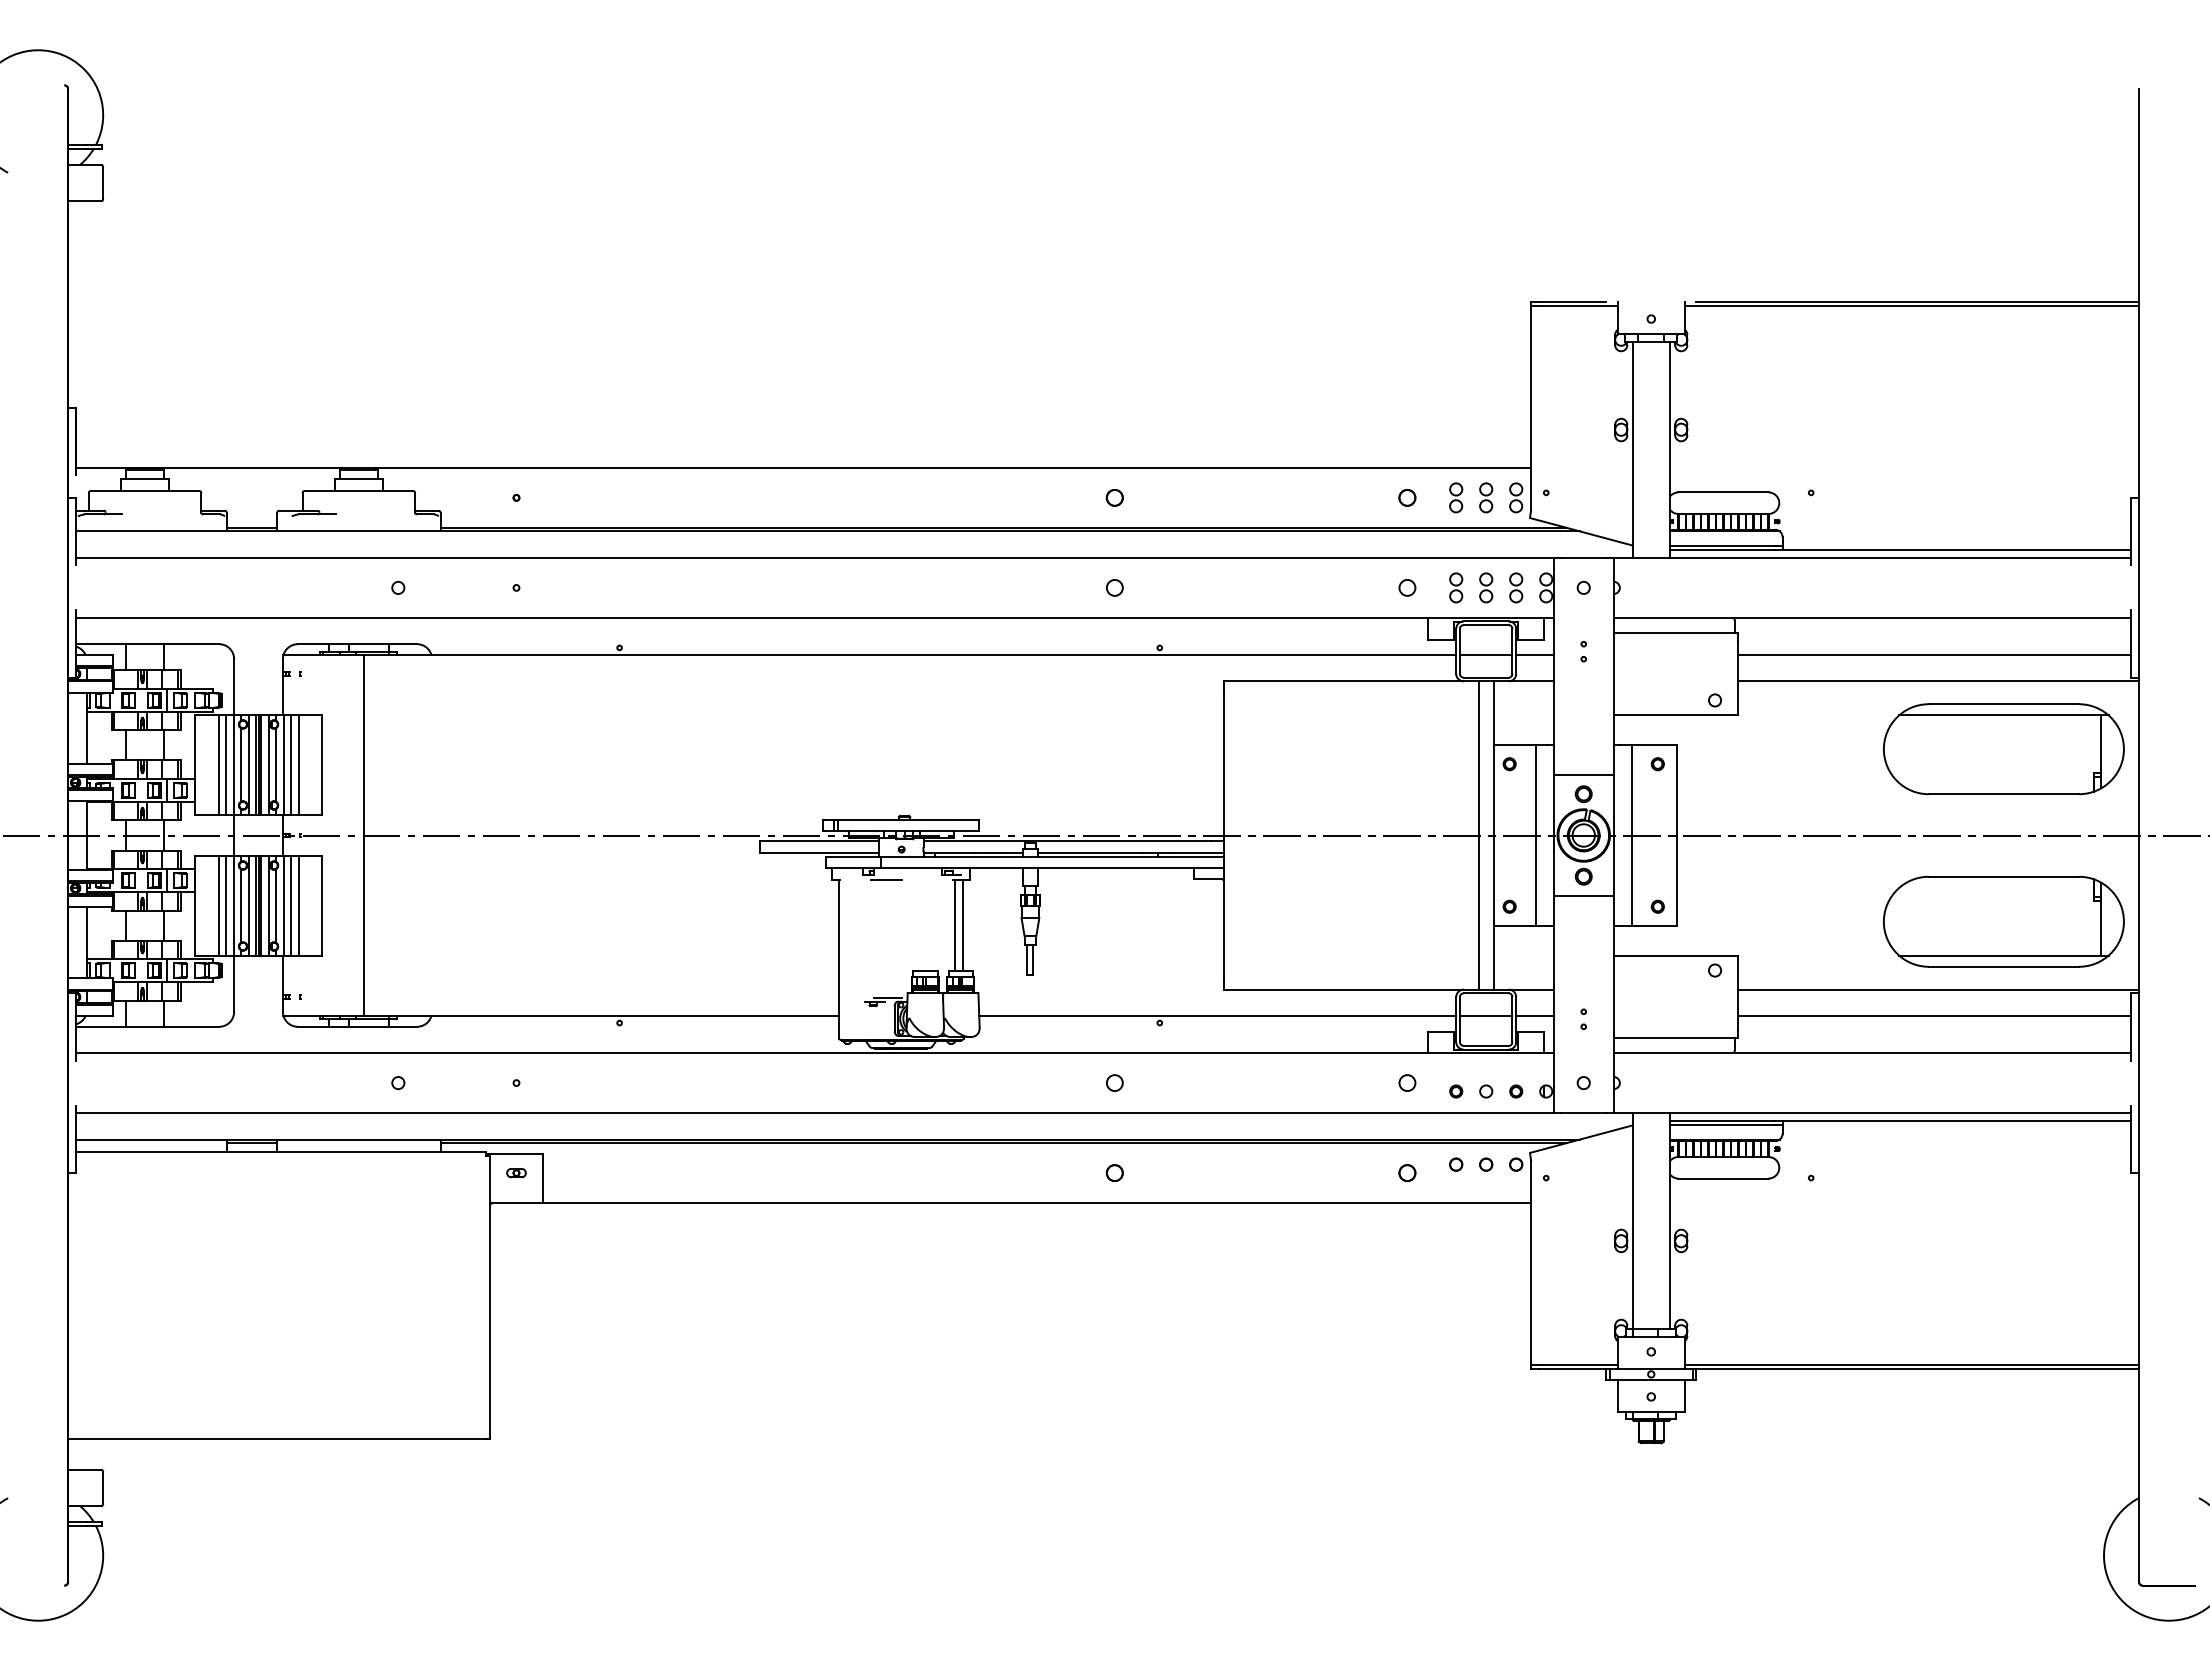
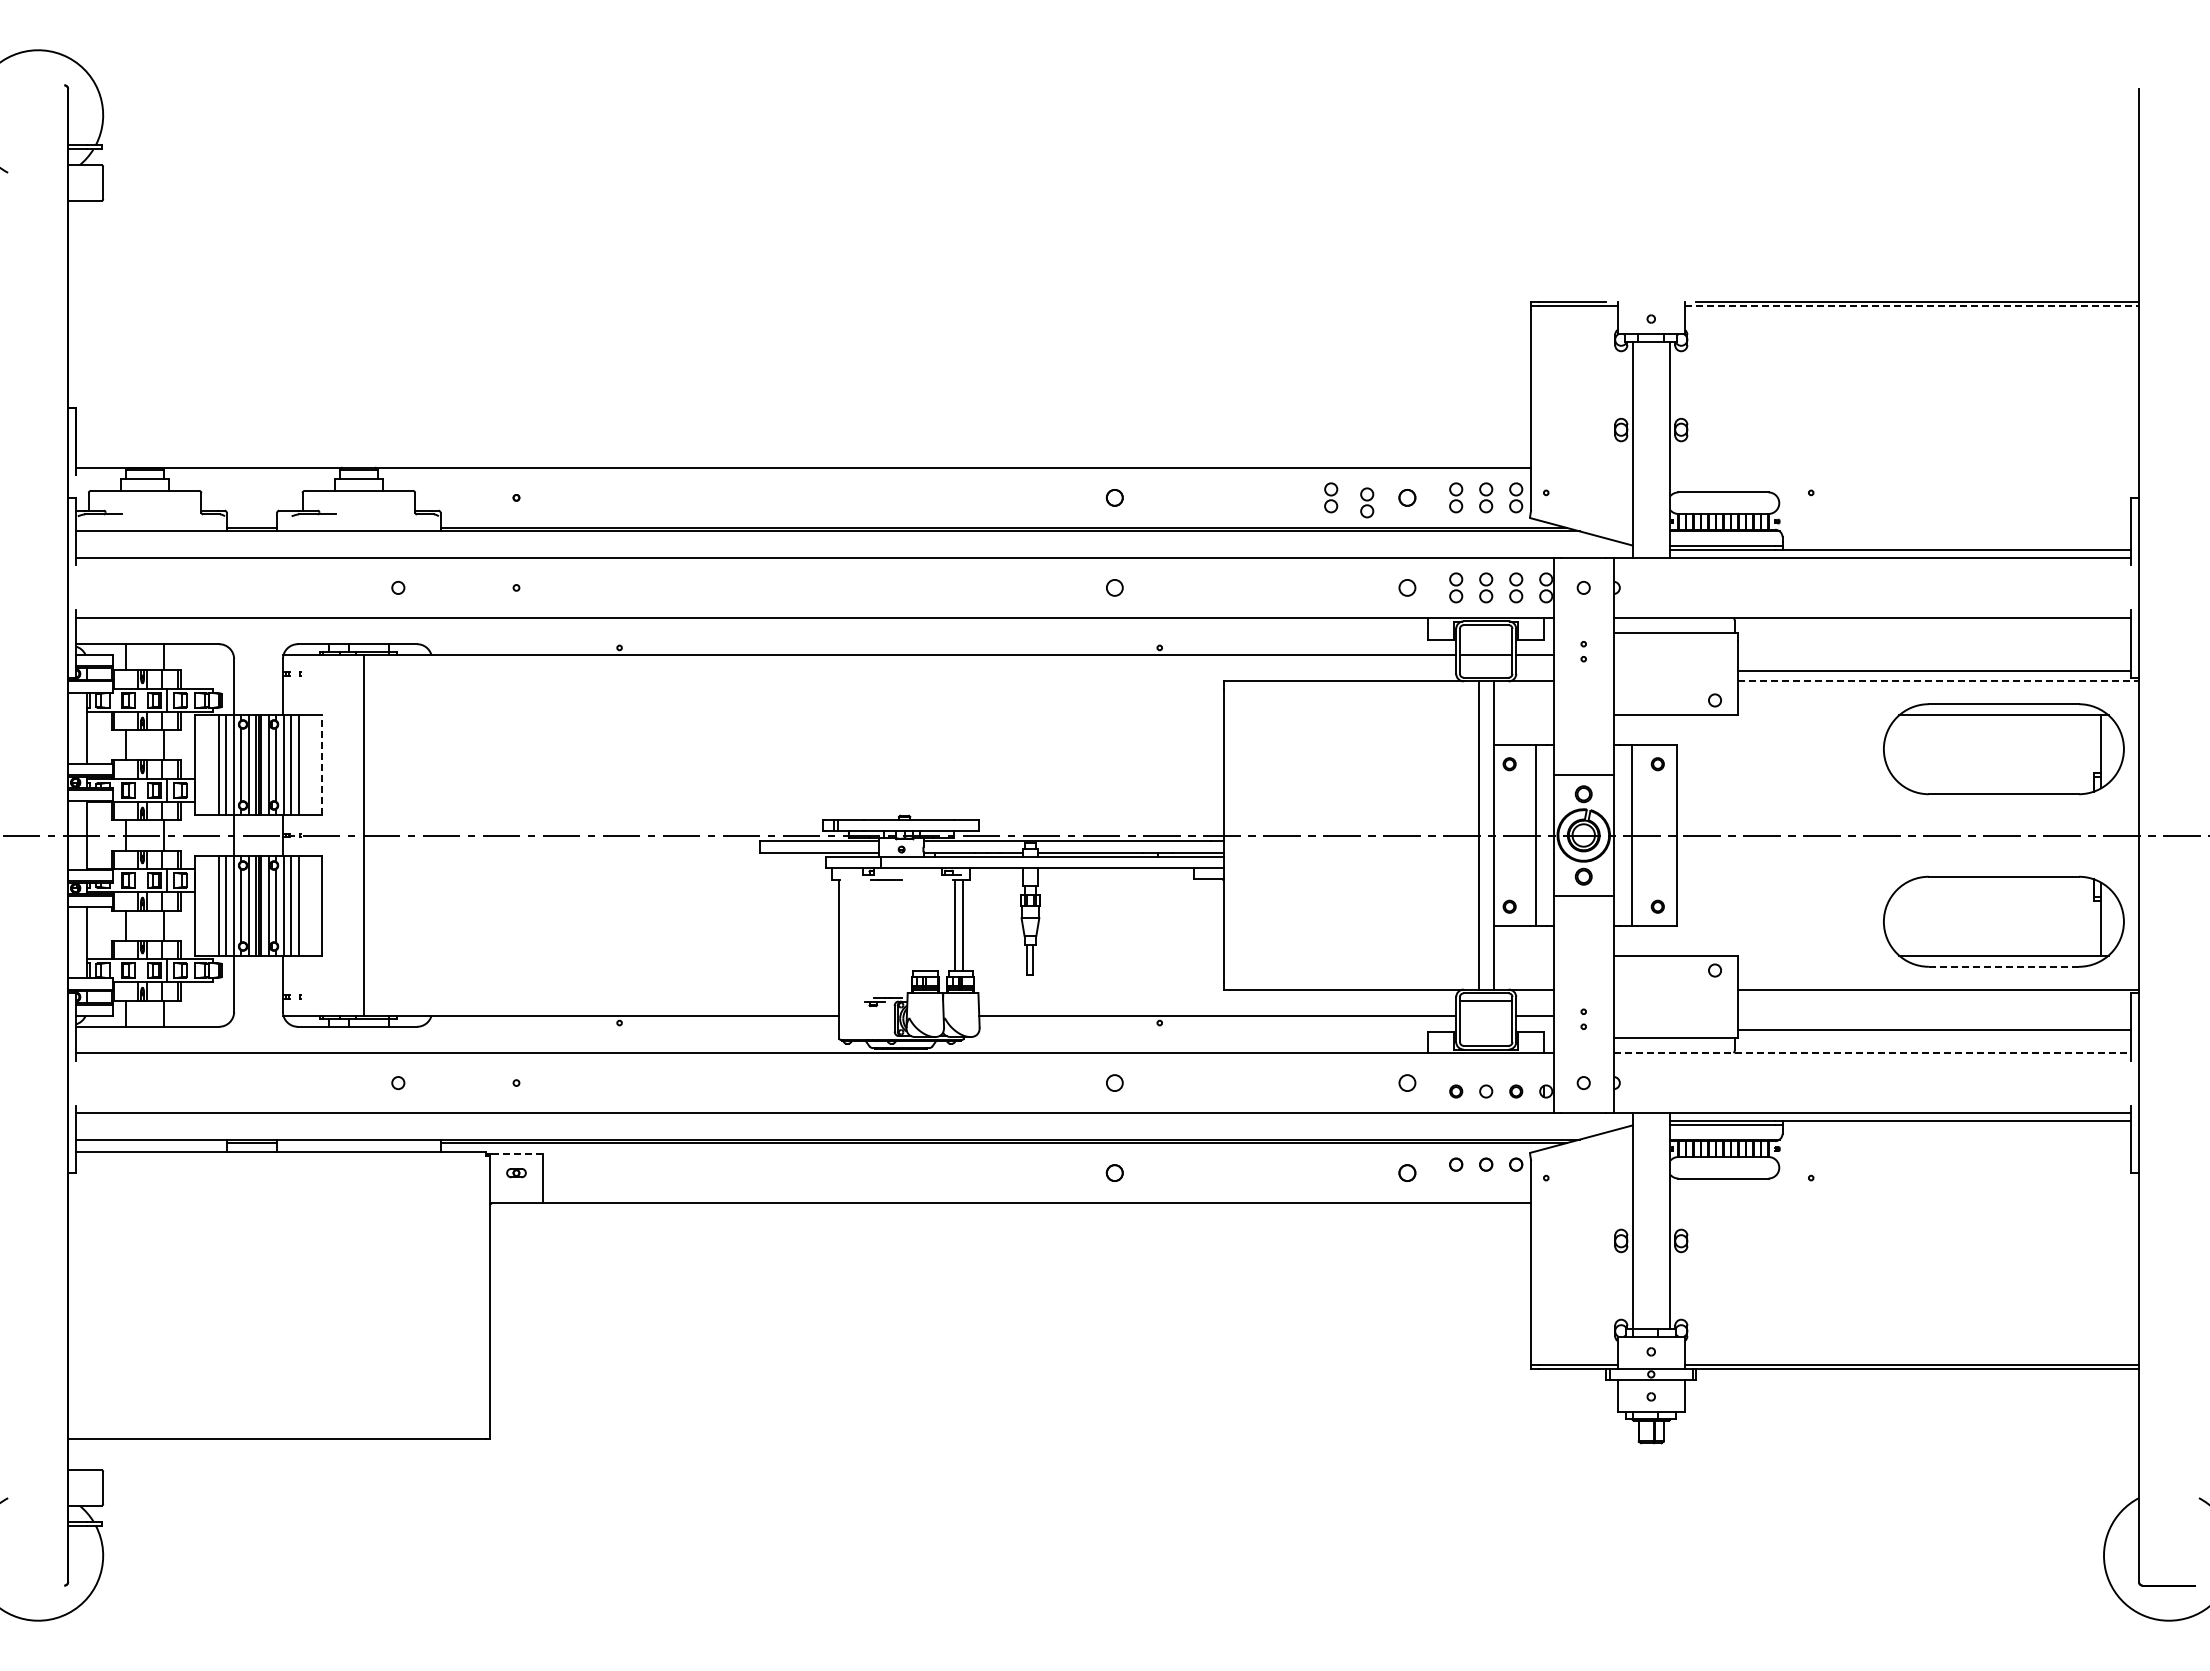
line: solid -> dashed (1912, 306)
part: none -> present (1331, 497)
part: none -> present (1367, 502)
line position: (1934, 655) -> (1934, 671) (1934, 671)
line: solid -> dashed (1938, 681)
line: solid -> dashed (322, 764)
line: solid -> dashed (2003, 966)
line position: (1485, 1015) -> (1485, 1000) (1485, 1000)
line position: (1934, 1015) -> (1934, 1029) (1934, 1029)
line: solid -> dashed (1872, 1053)
line: solid -> dashed (516, 1154)
